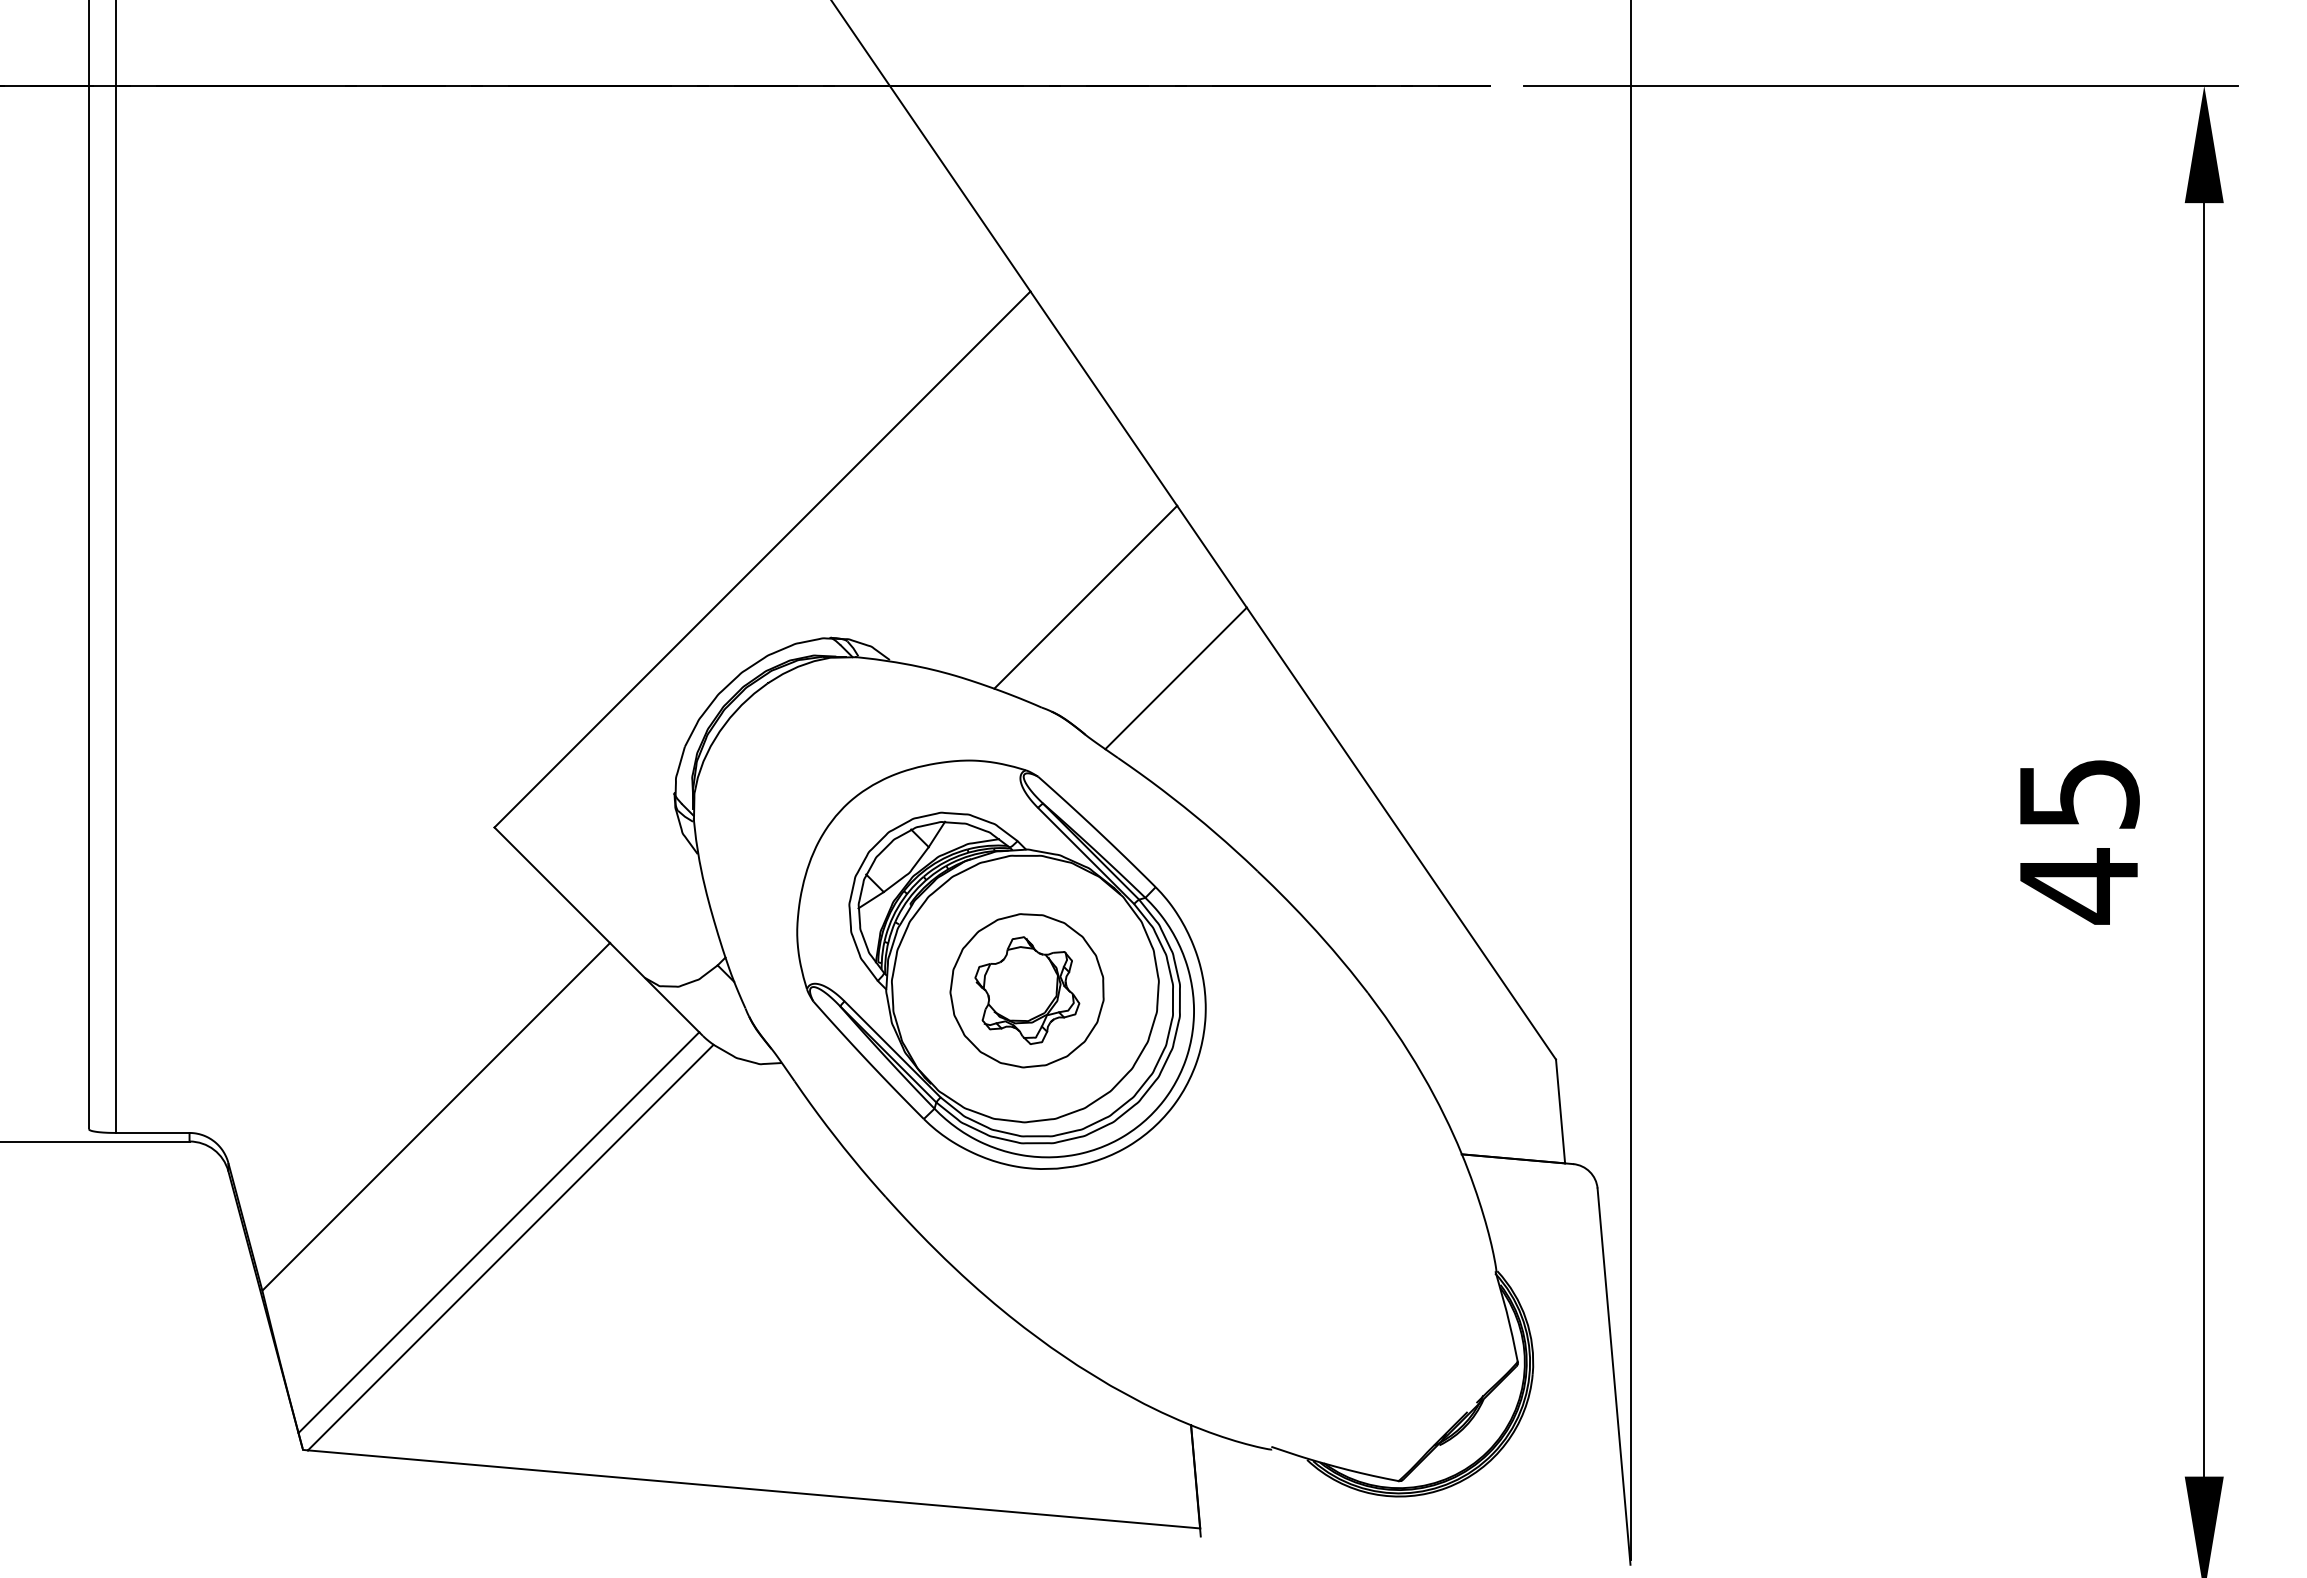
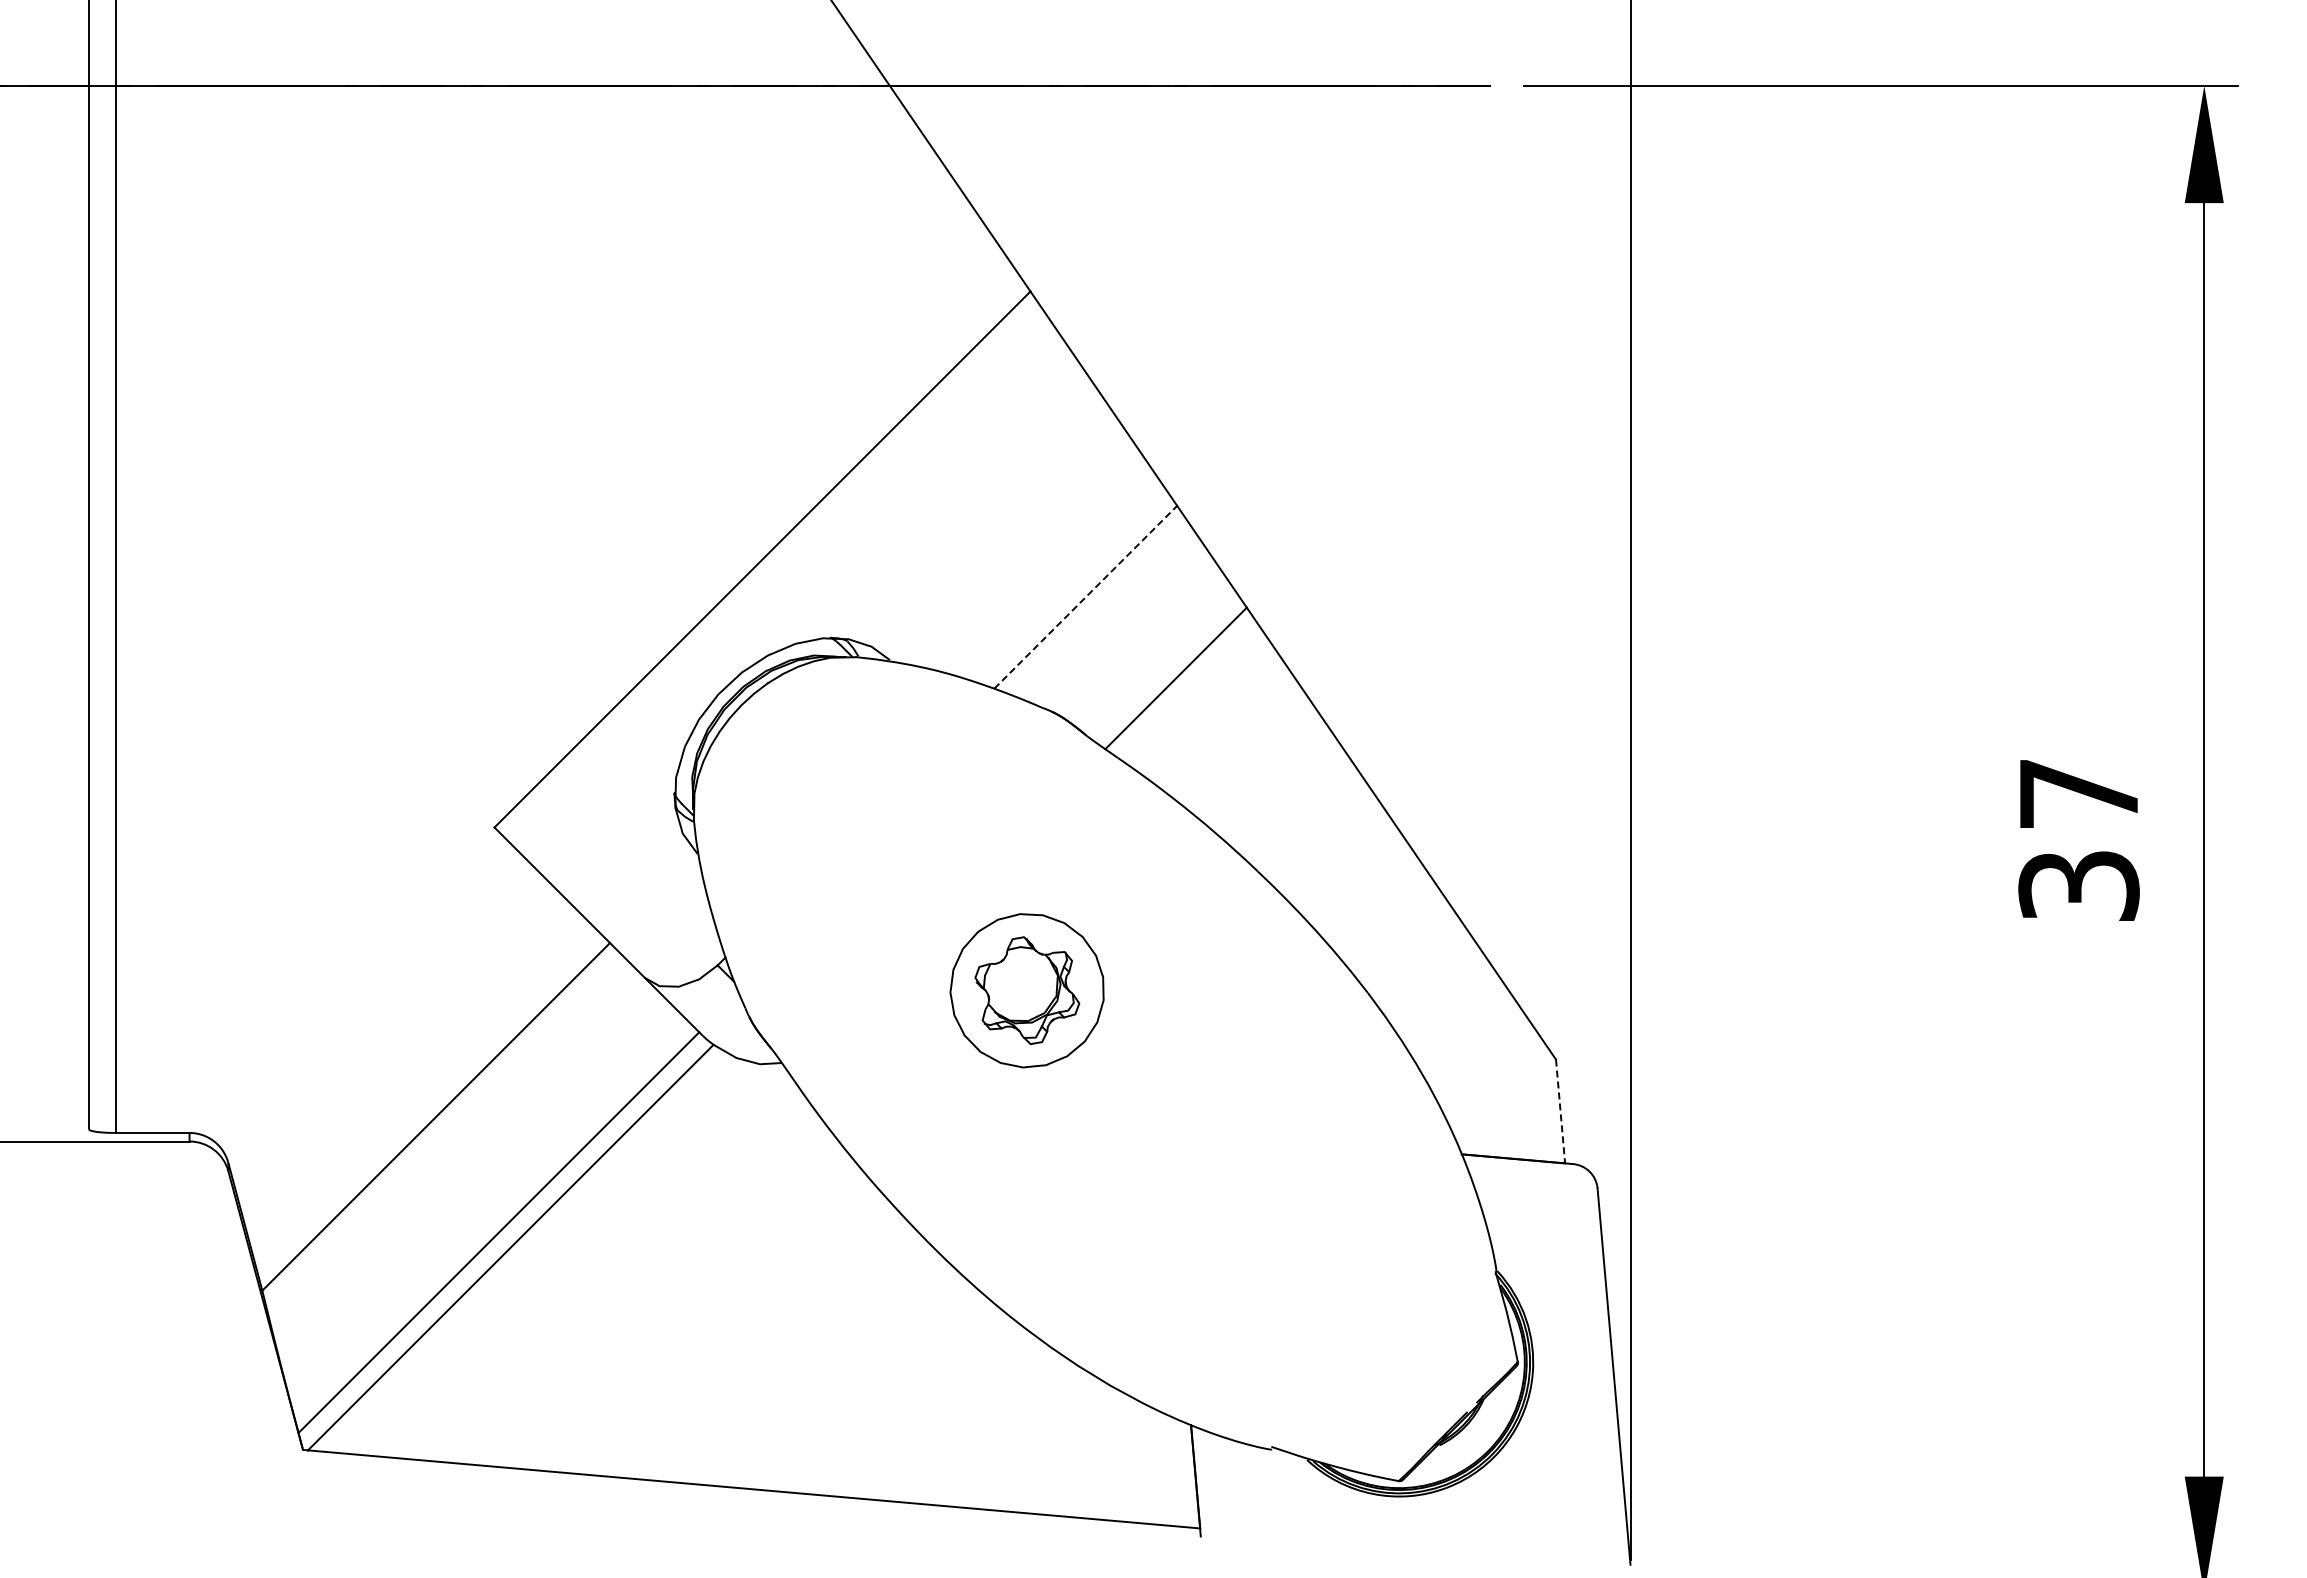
line: solid -> dashed (1086, 596)
text: 45 -> 37 (2078, 842)
part: present -> none (1001, 964)
line: solid -> dashed (1560, 1111)
